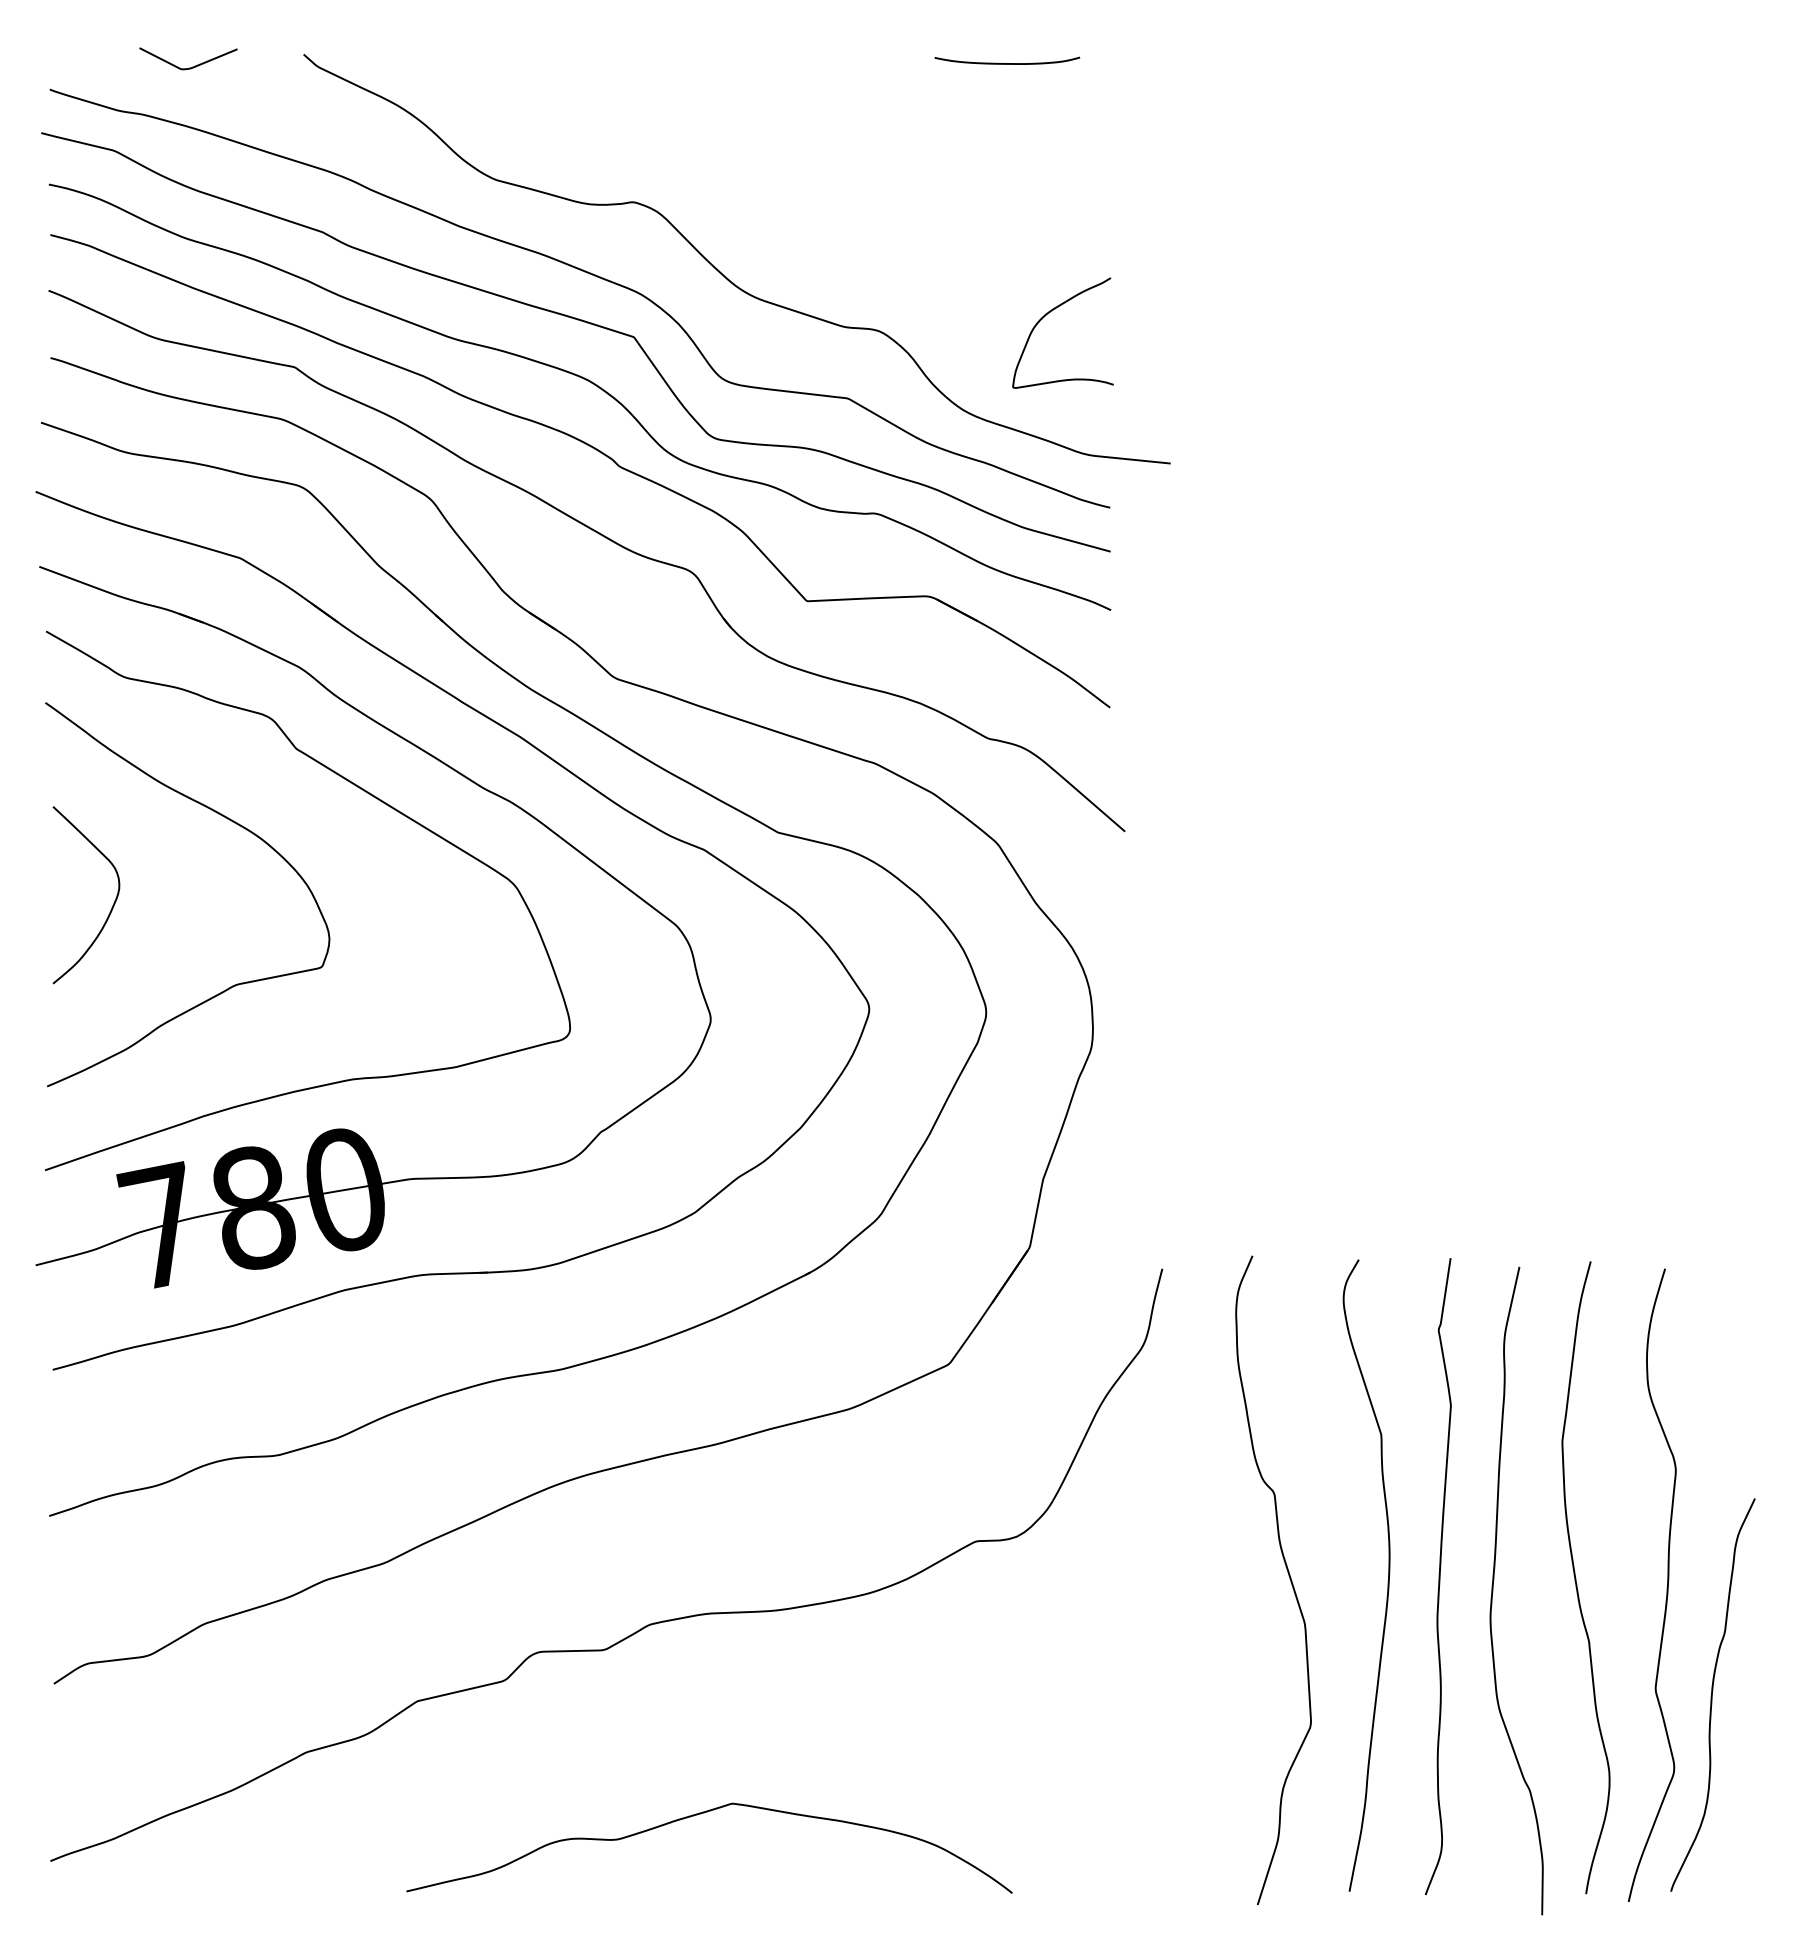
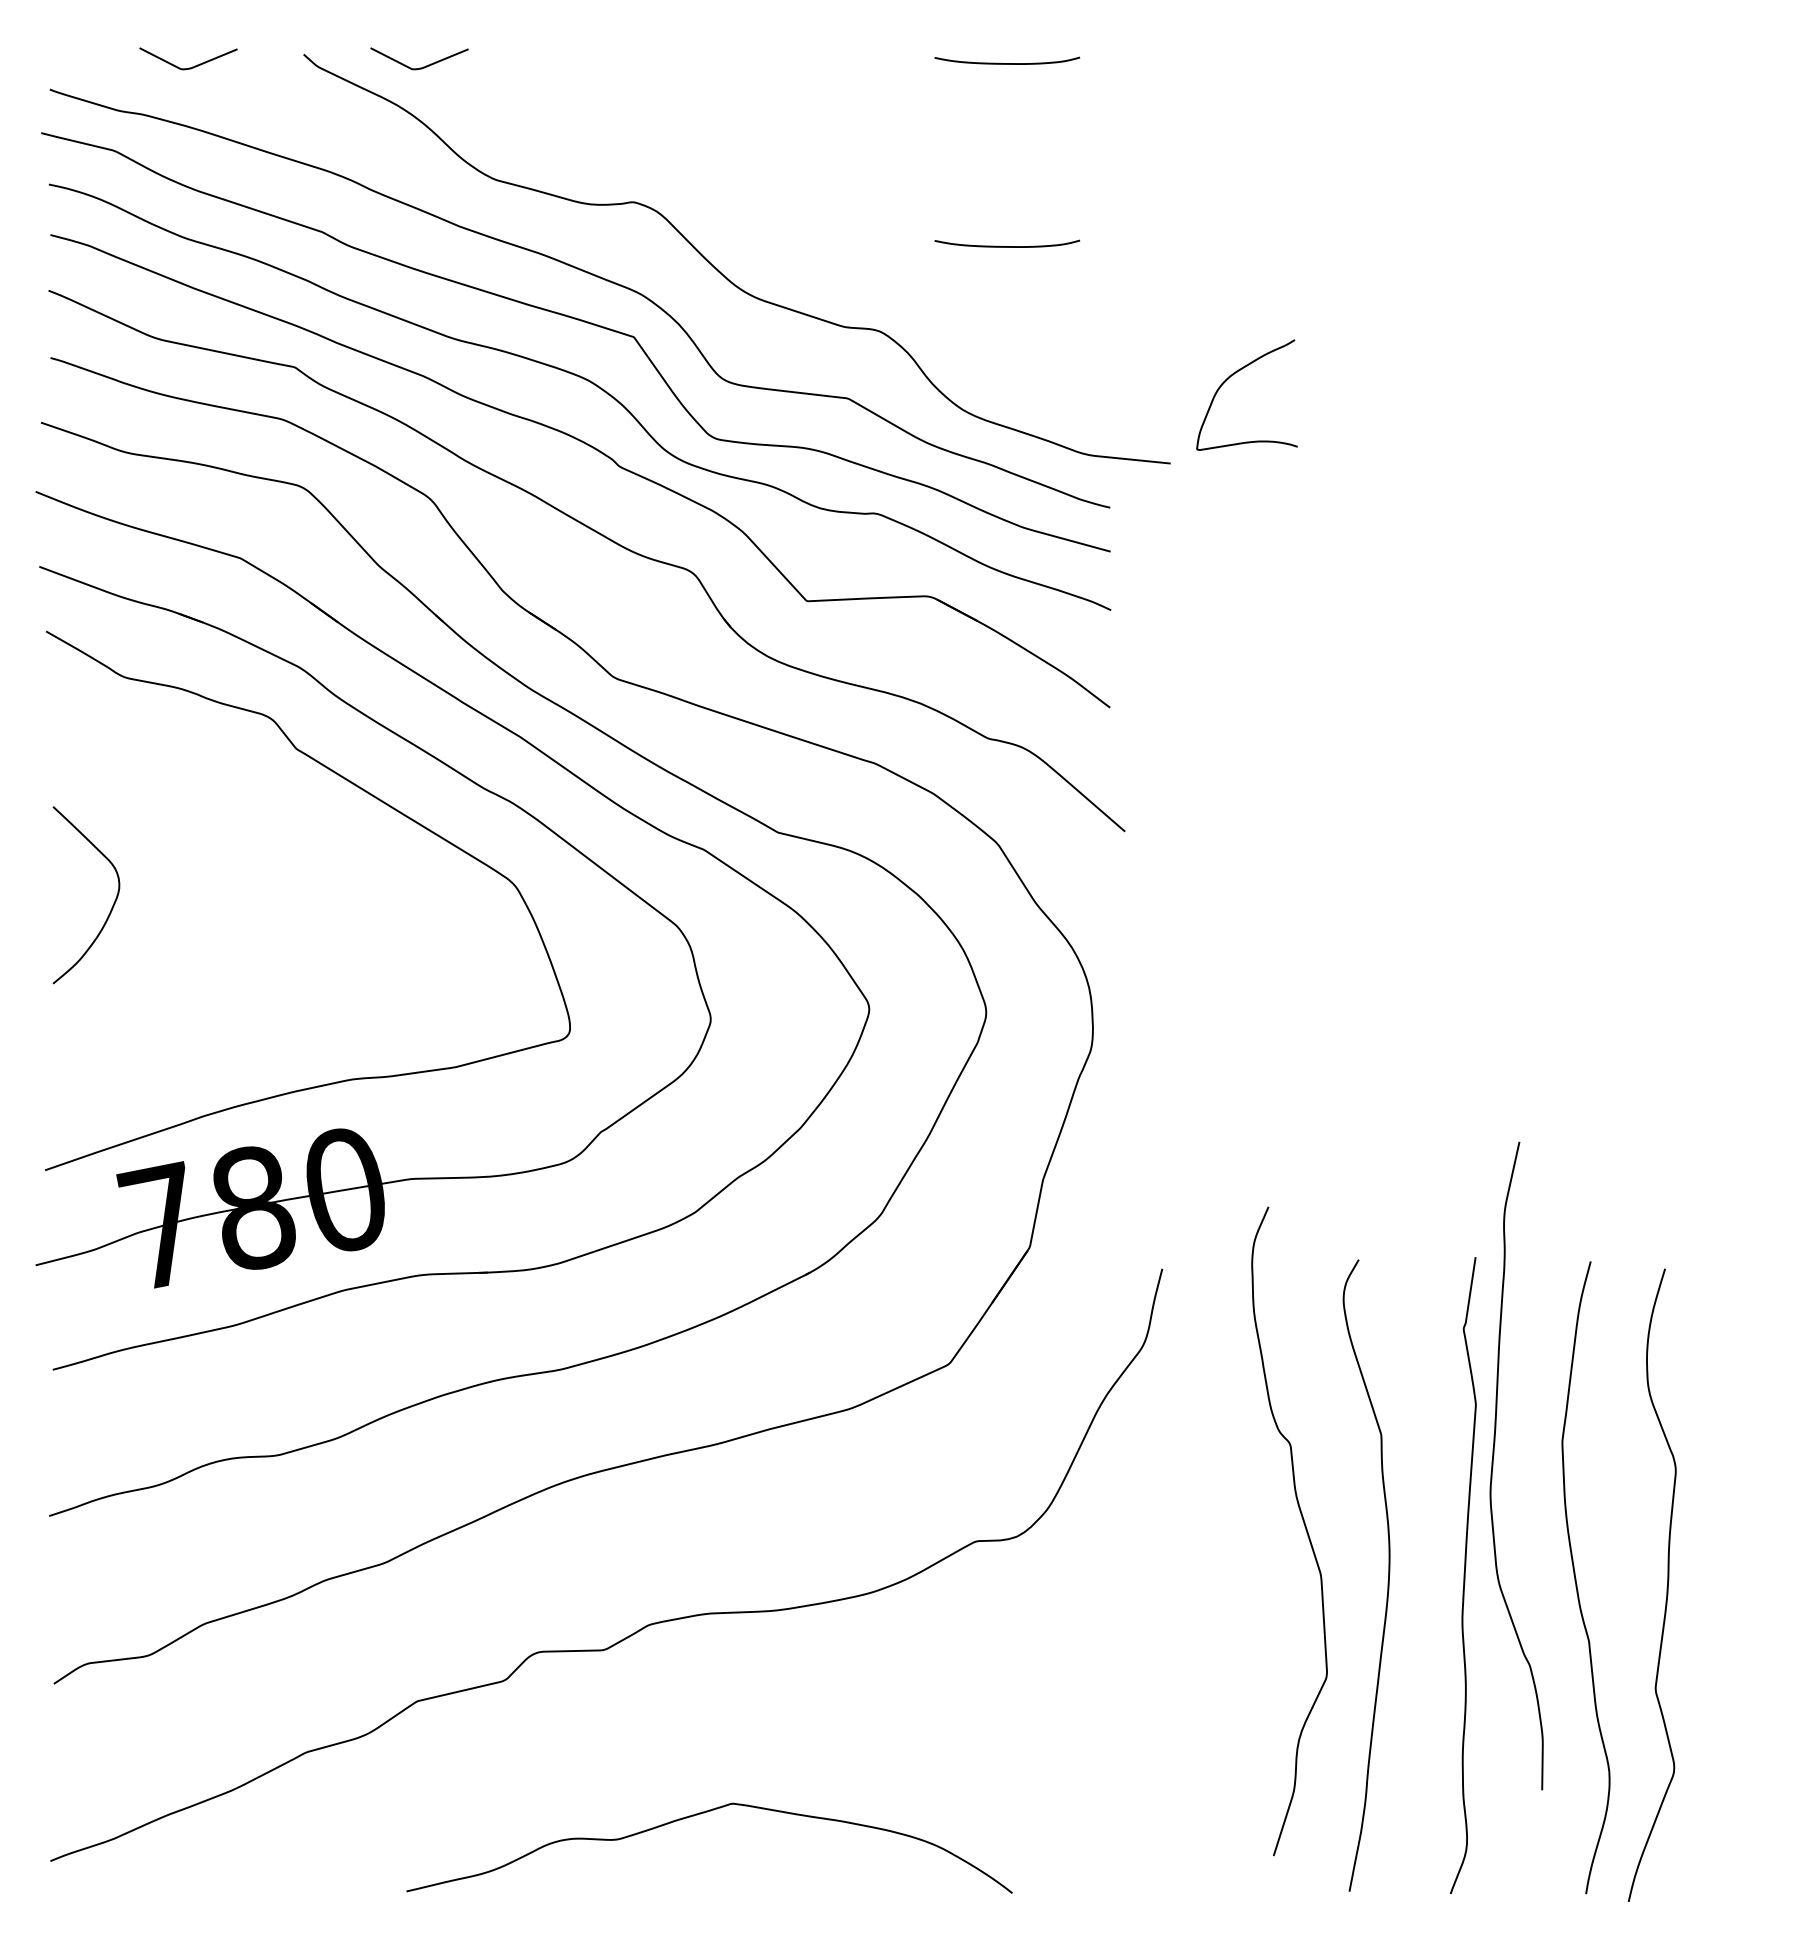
curve: none -> present (423, 66)
curve: none -> present (1007, 246)
curve position: (1049, 313) -> (1233, 375) (1233, 375)
curve: present -> none (232, 822)
curve position: (1288, 1575) -> (1304, 1526) (1304, 1526)
curve position: (1438, 1576) -> (1463, 1575) (1463, 1575)
curve position: (1493, 1590) -> (1493, 1465) (1493, 1465)
curve: present -> none (1712, 1694)
